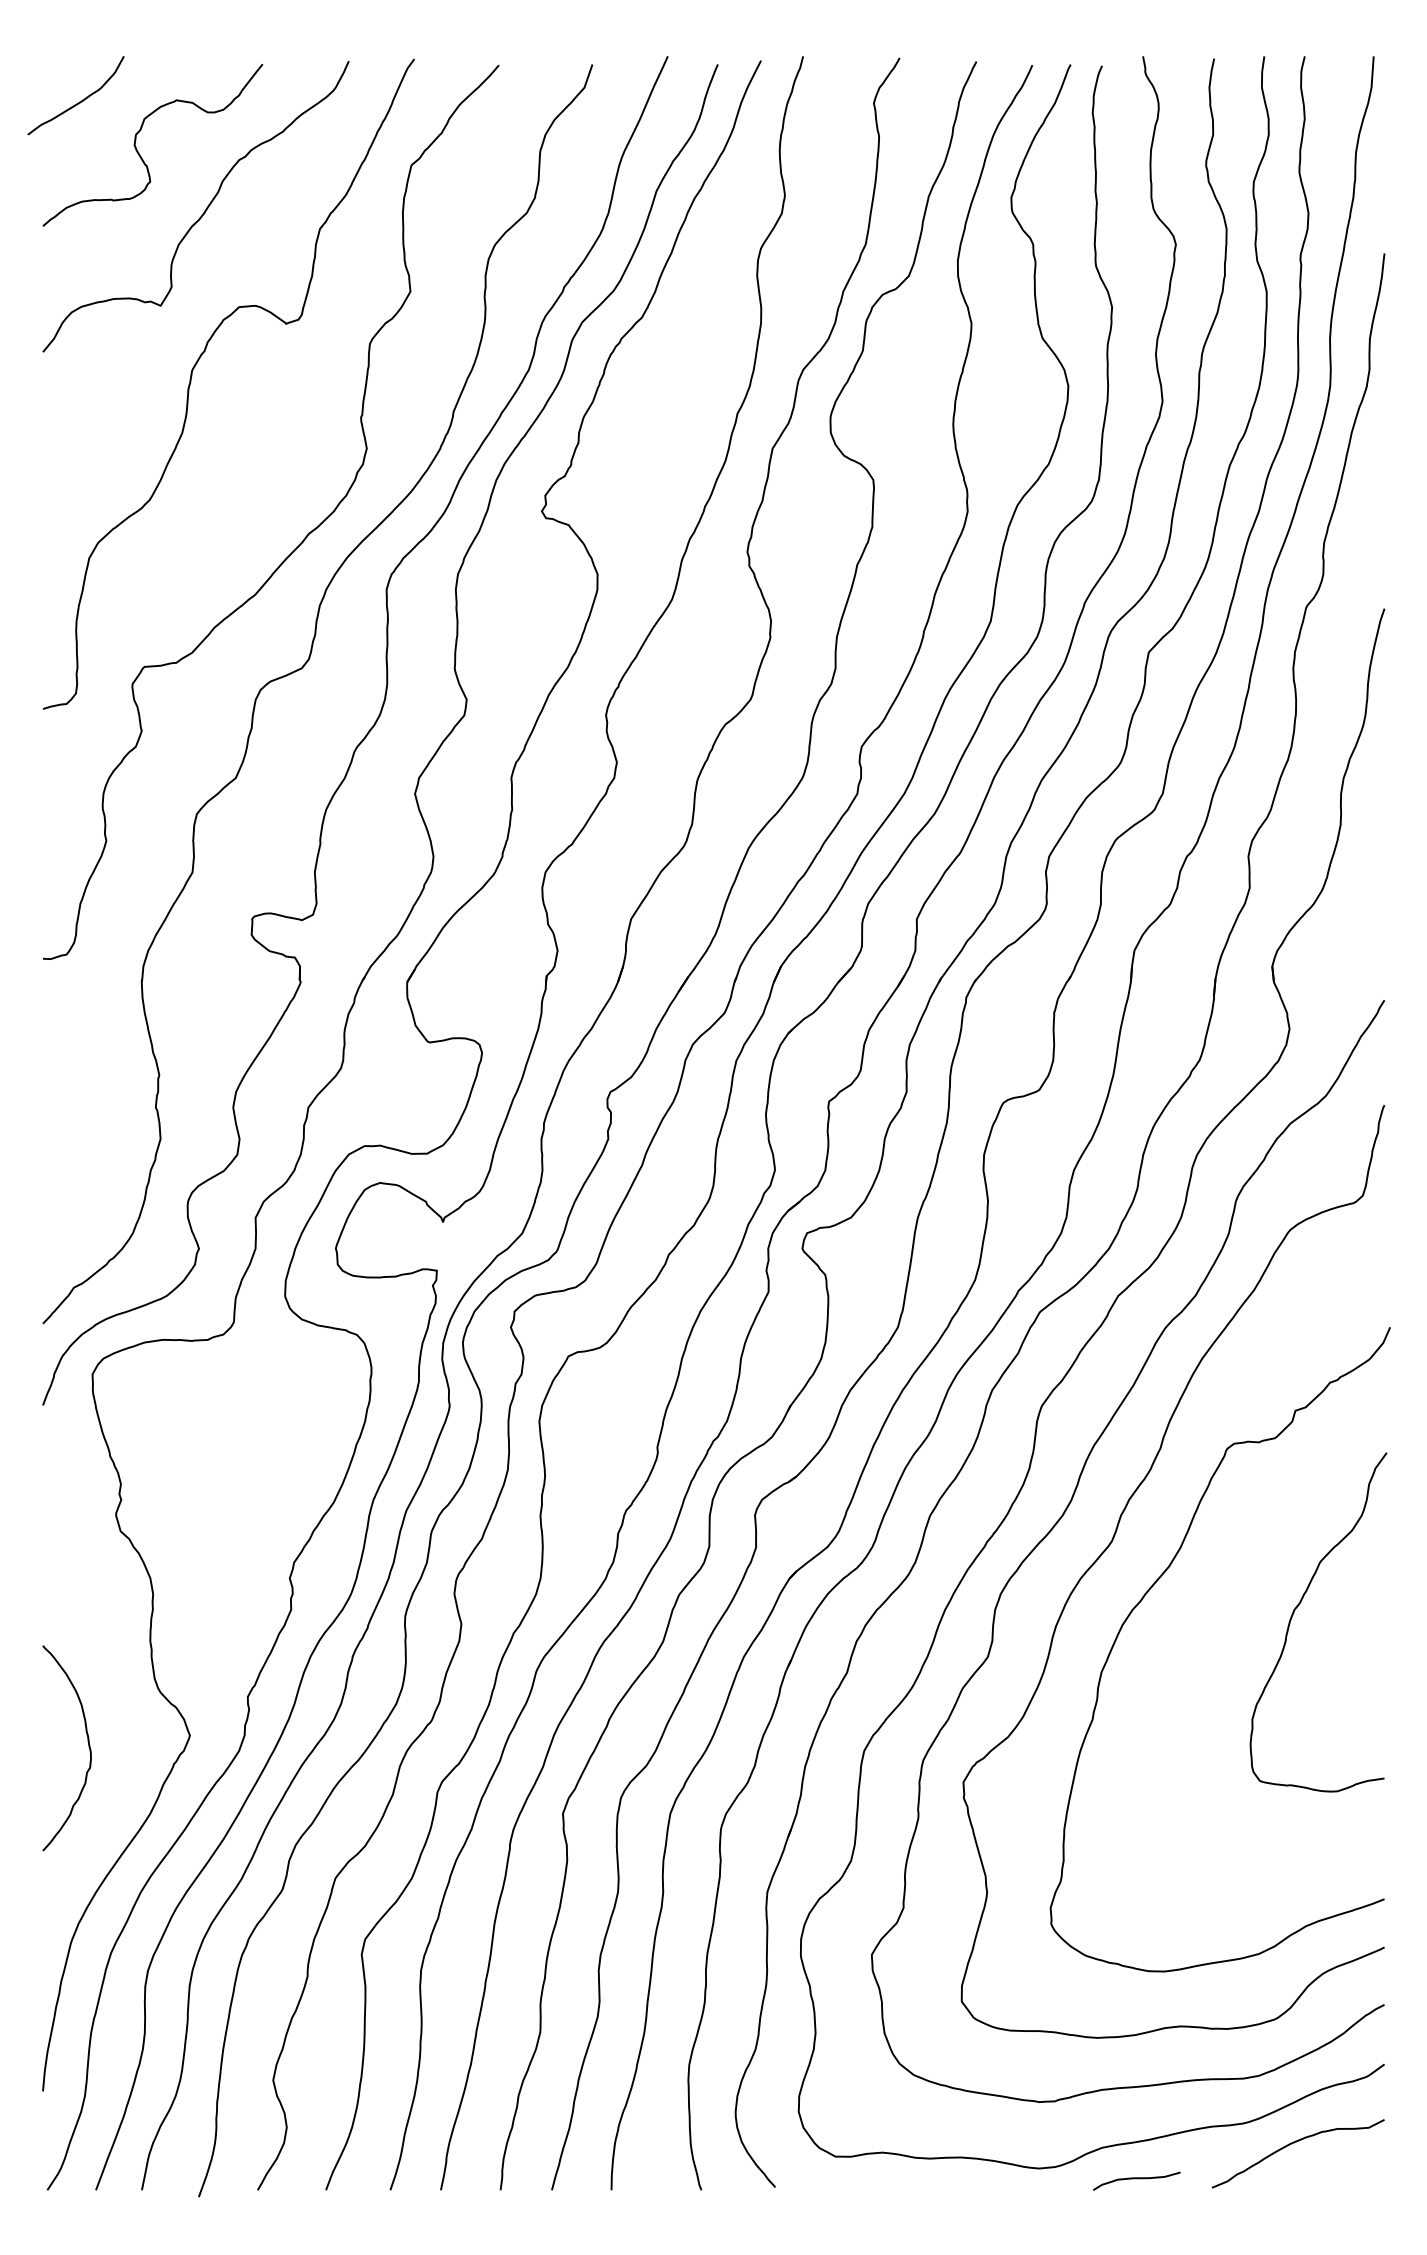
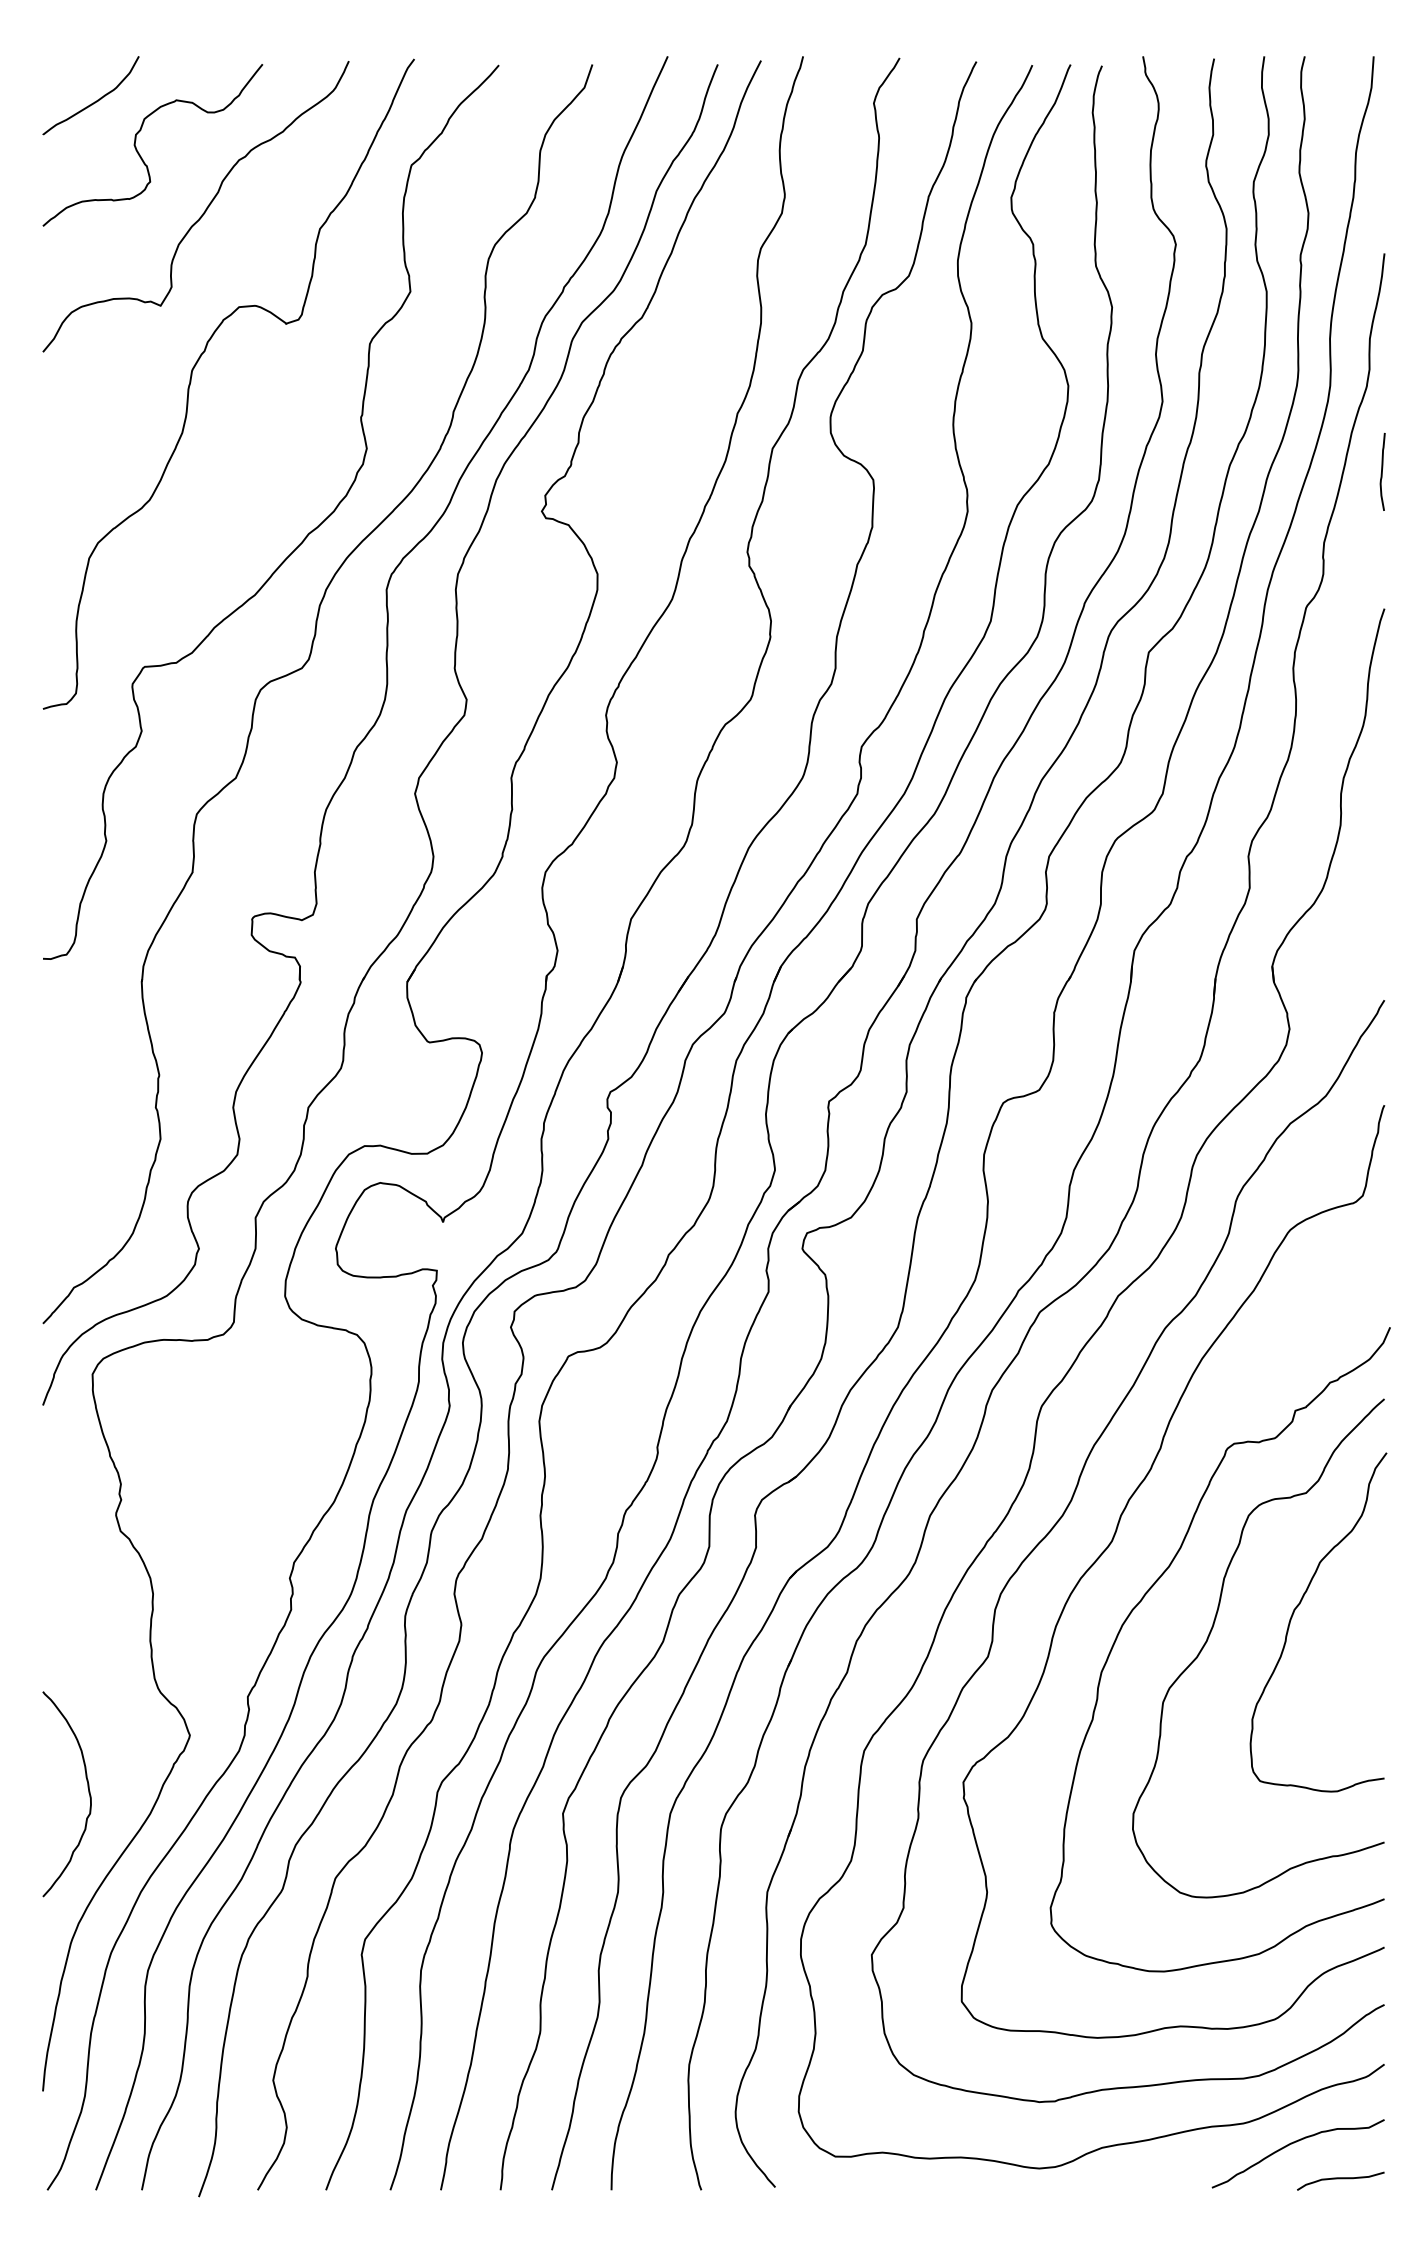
curve position: (79, 101) -> (94, 101) (94, 101)
curve: none -> present (1382, 471)
curve: none -> present (1212, 1630)
curve position: (88, 1747) -> (88, 1793) (88, 1793)
curve position: (1136, 2179) -> (1340, 2179) (1340, 2179)
